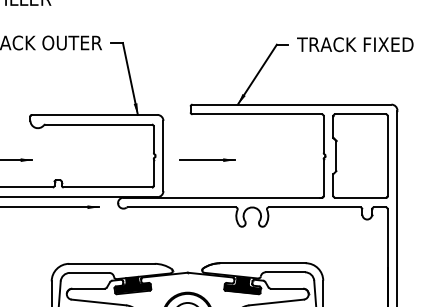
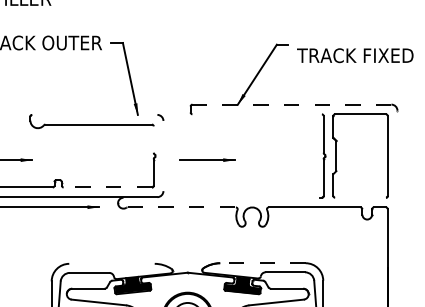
text position: (355, 44) -> (355, 55) (355, 55)
line: solid -> dashed (291, 104)
line: present -> none (94, 114)
line: present -> none (256, 114)
line: present -> none (153, 139)
line: present -> none (163, 155)
line: solid -> dashed (107, 187)
line: present -> none (222, 197)
line: present -> none (360, 197)
line: present -> none (397, 206)
line: solid -> dashed (182, 207)
line: present -> none (111, 263)
line: solid -> dashed (262, 263)
